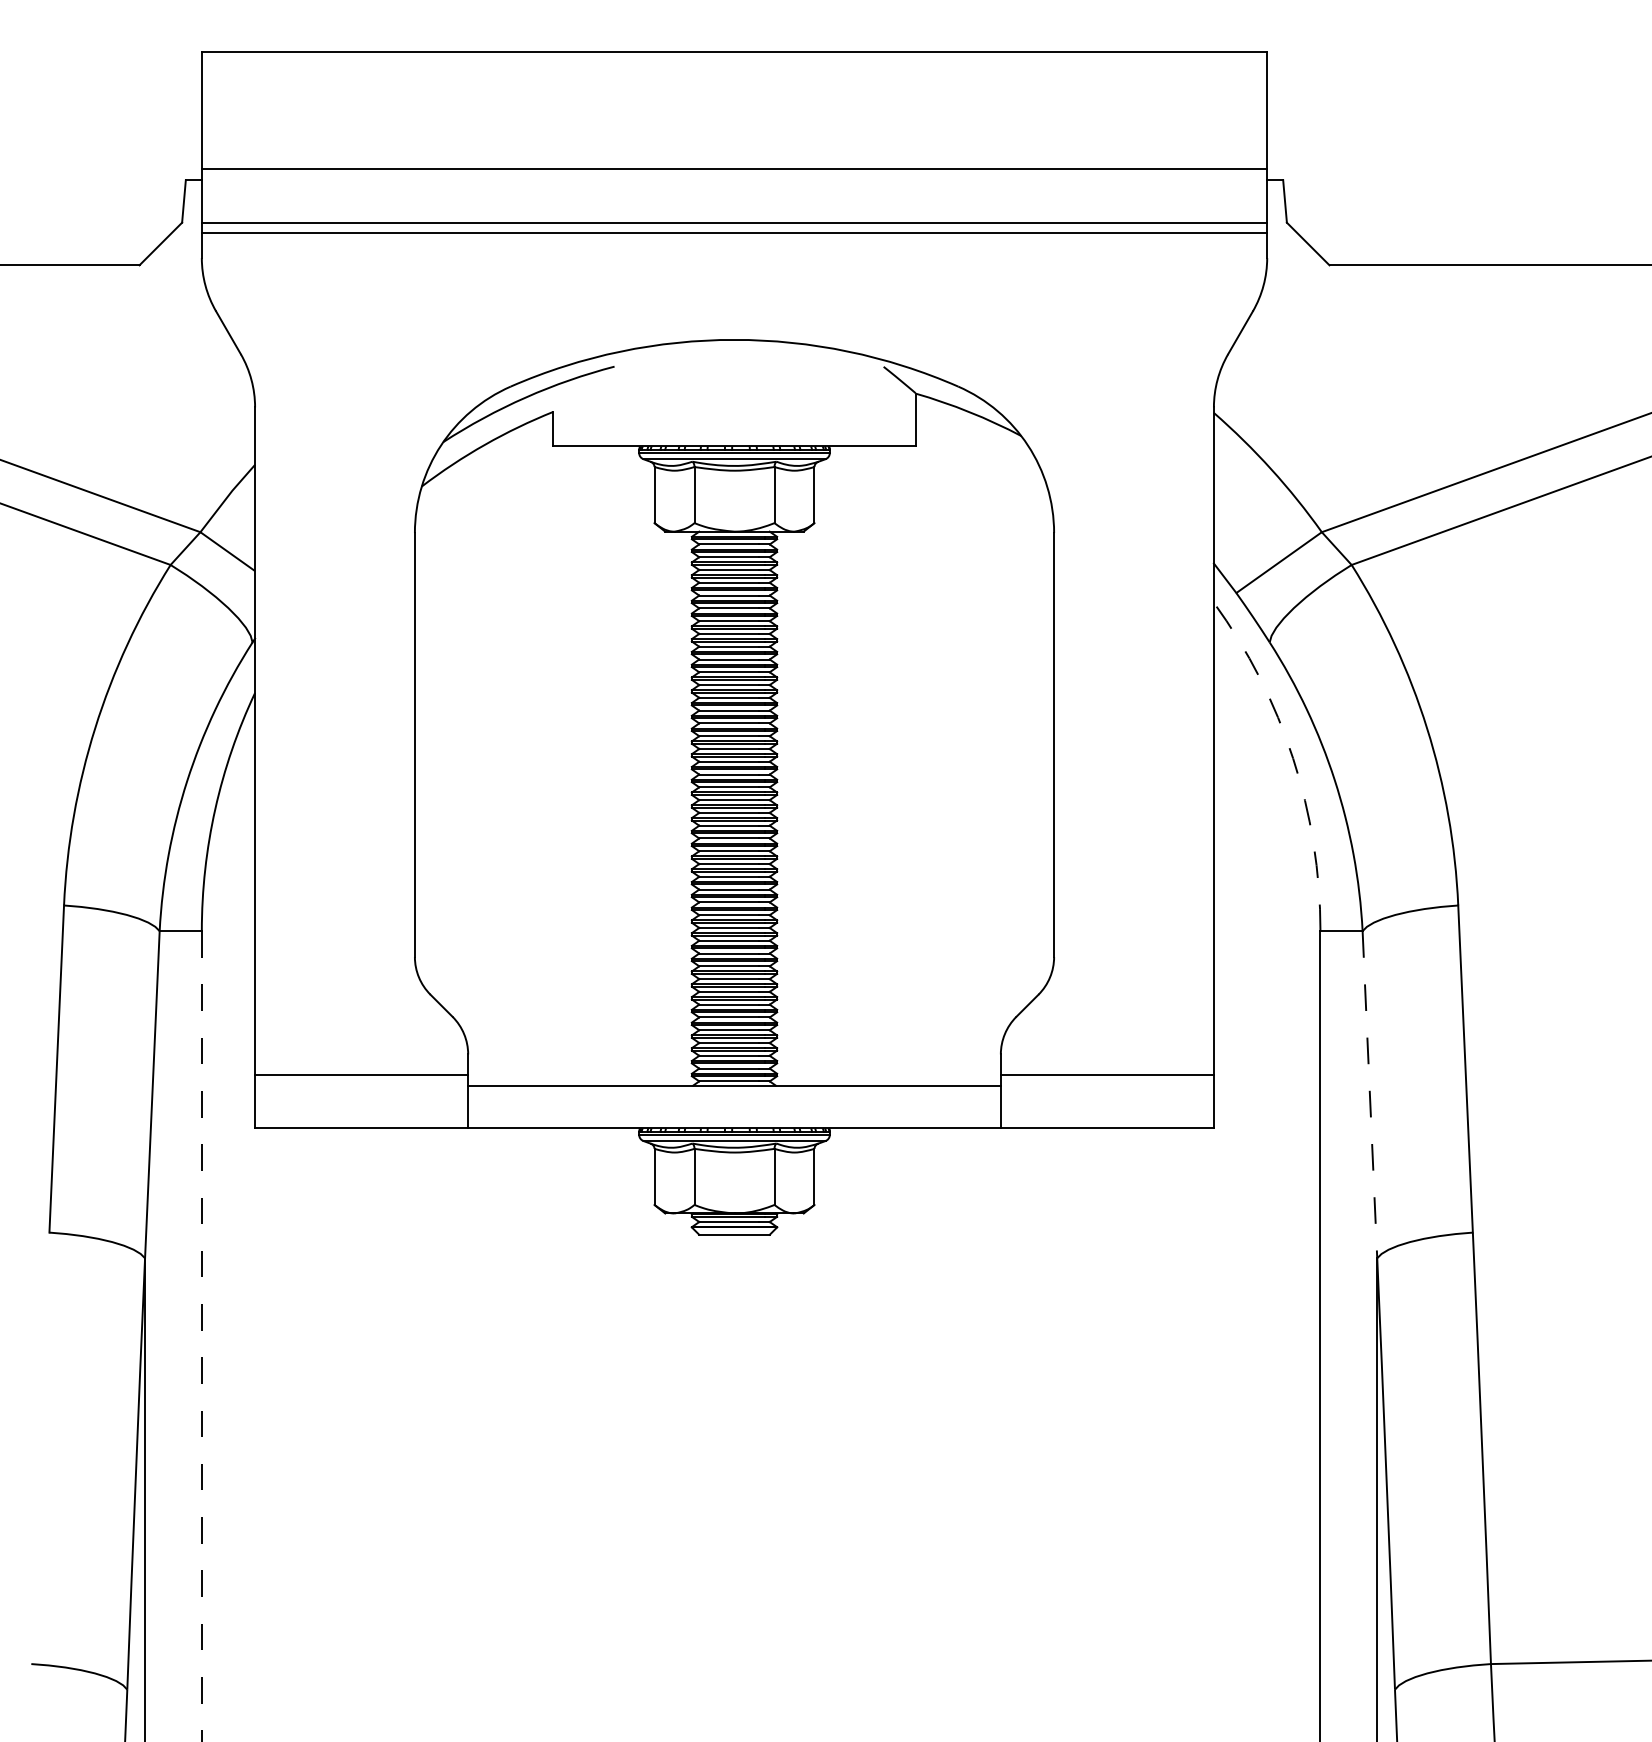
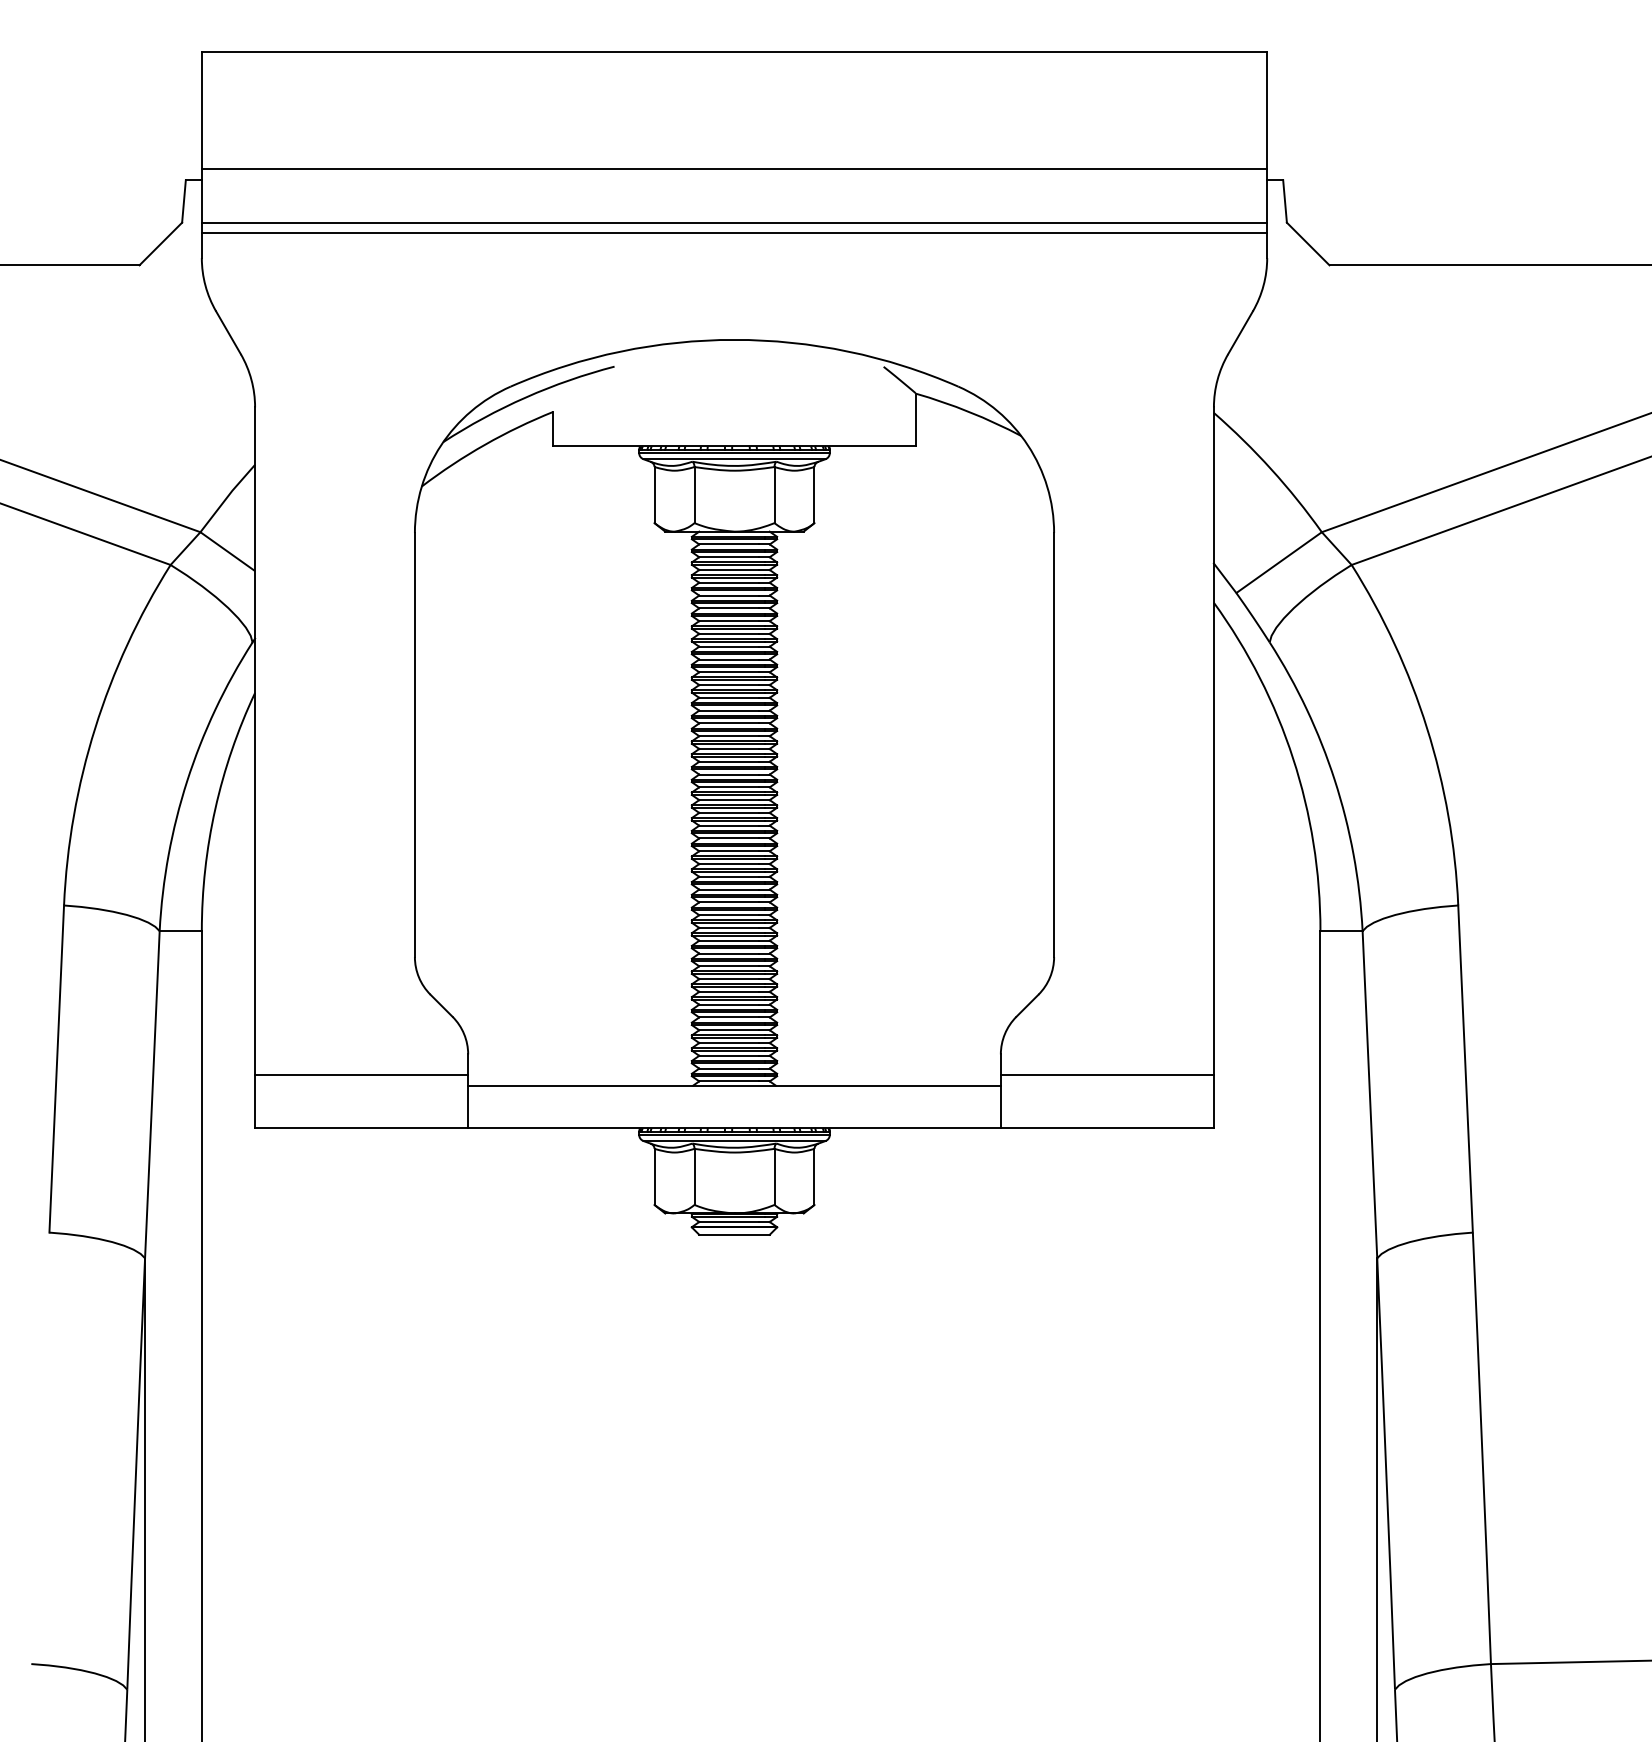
arc: dashed -> solid (1293, 758)
line: dashed -> solid (1369, 1094)
line: dashed -> solid (201, 1336)
